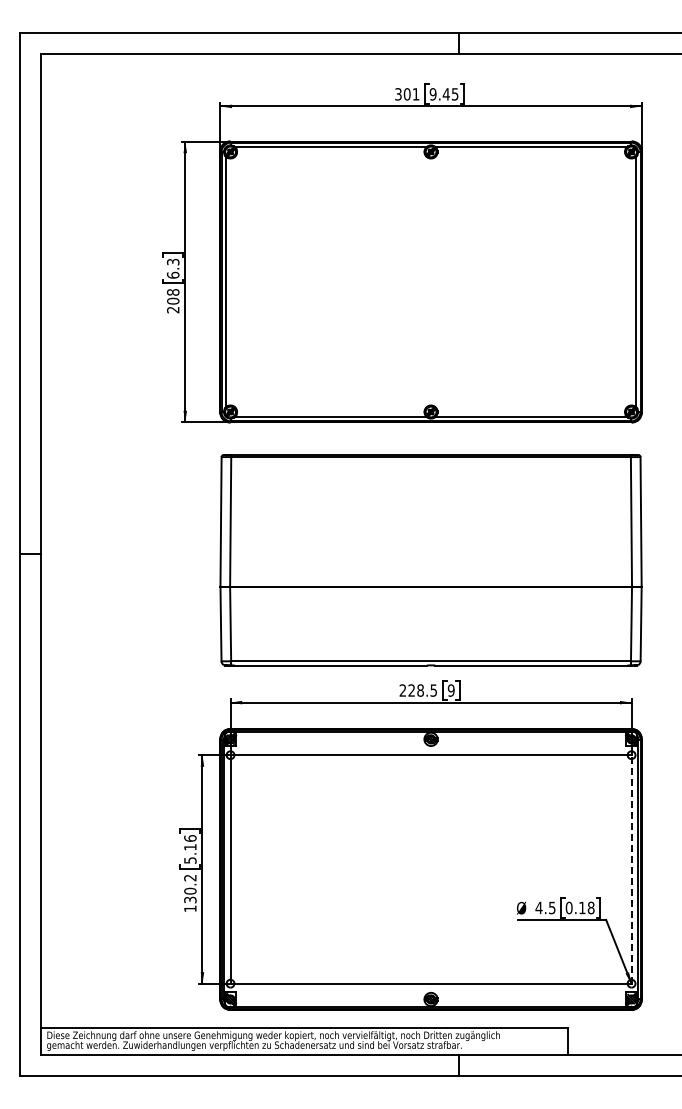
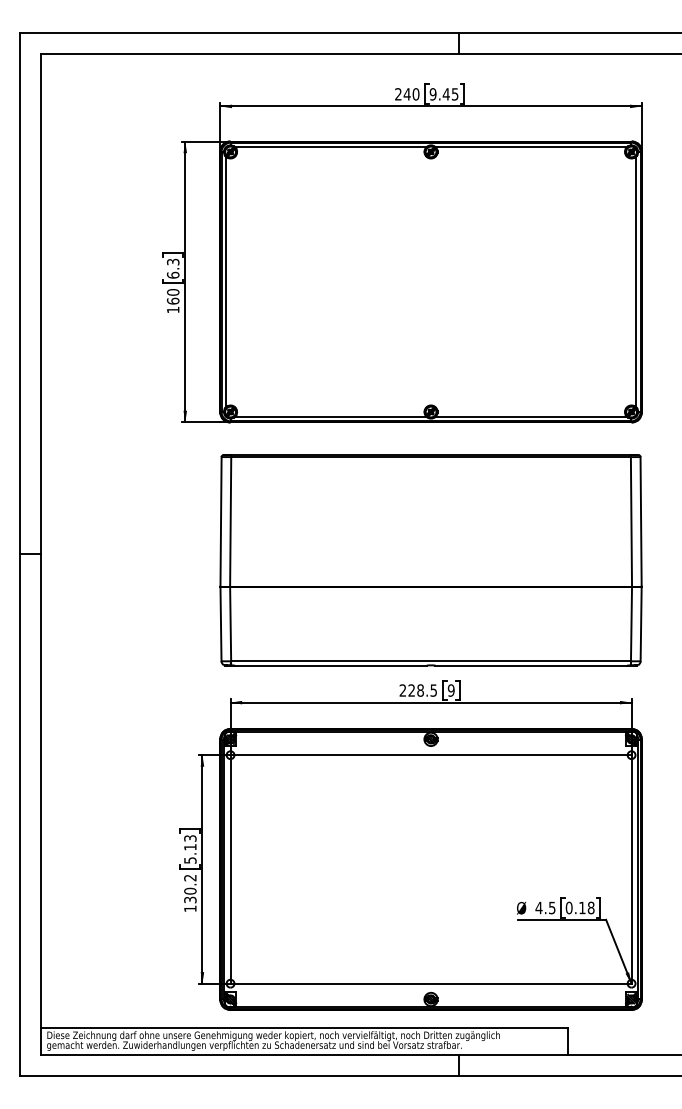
text: 301 -> 240 (407, 94)
text: 208 -> 160 (172, 301)
text: 5.16 -> 5.13 (190, 838)
line: dashed -> solid (631, 868)
